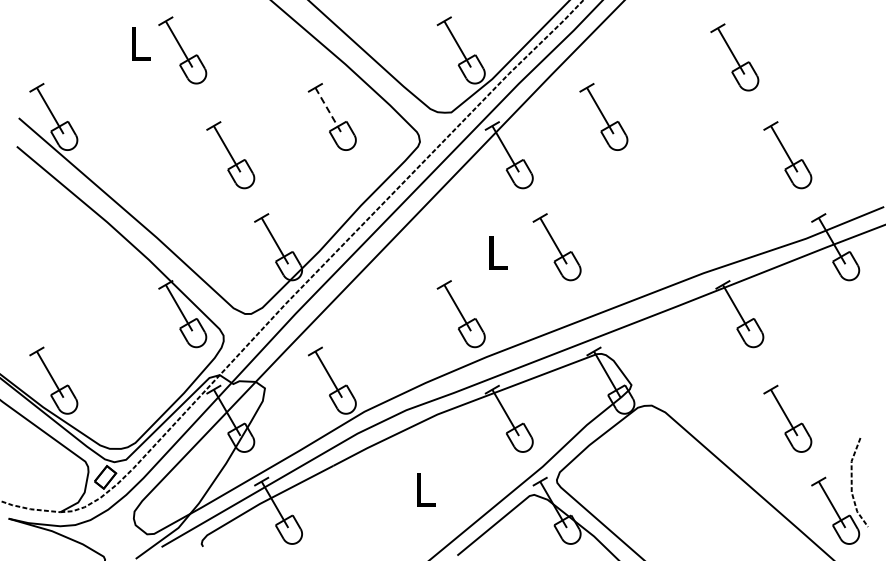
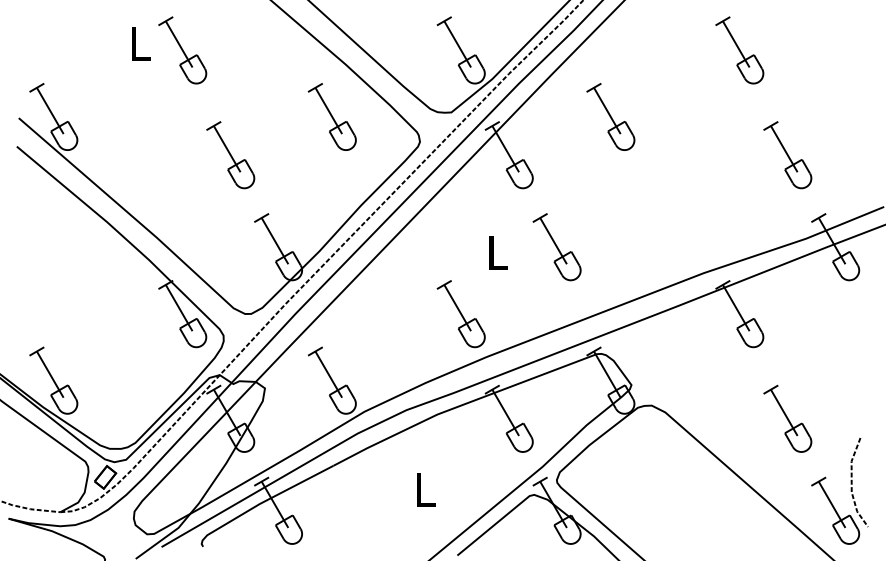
part position: (734, 57) -> (739, 50) (739, 50)
line: dashed -> solid (328, 110)
part position: (603, 116) -> (610, 116) (610, 116)
